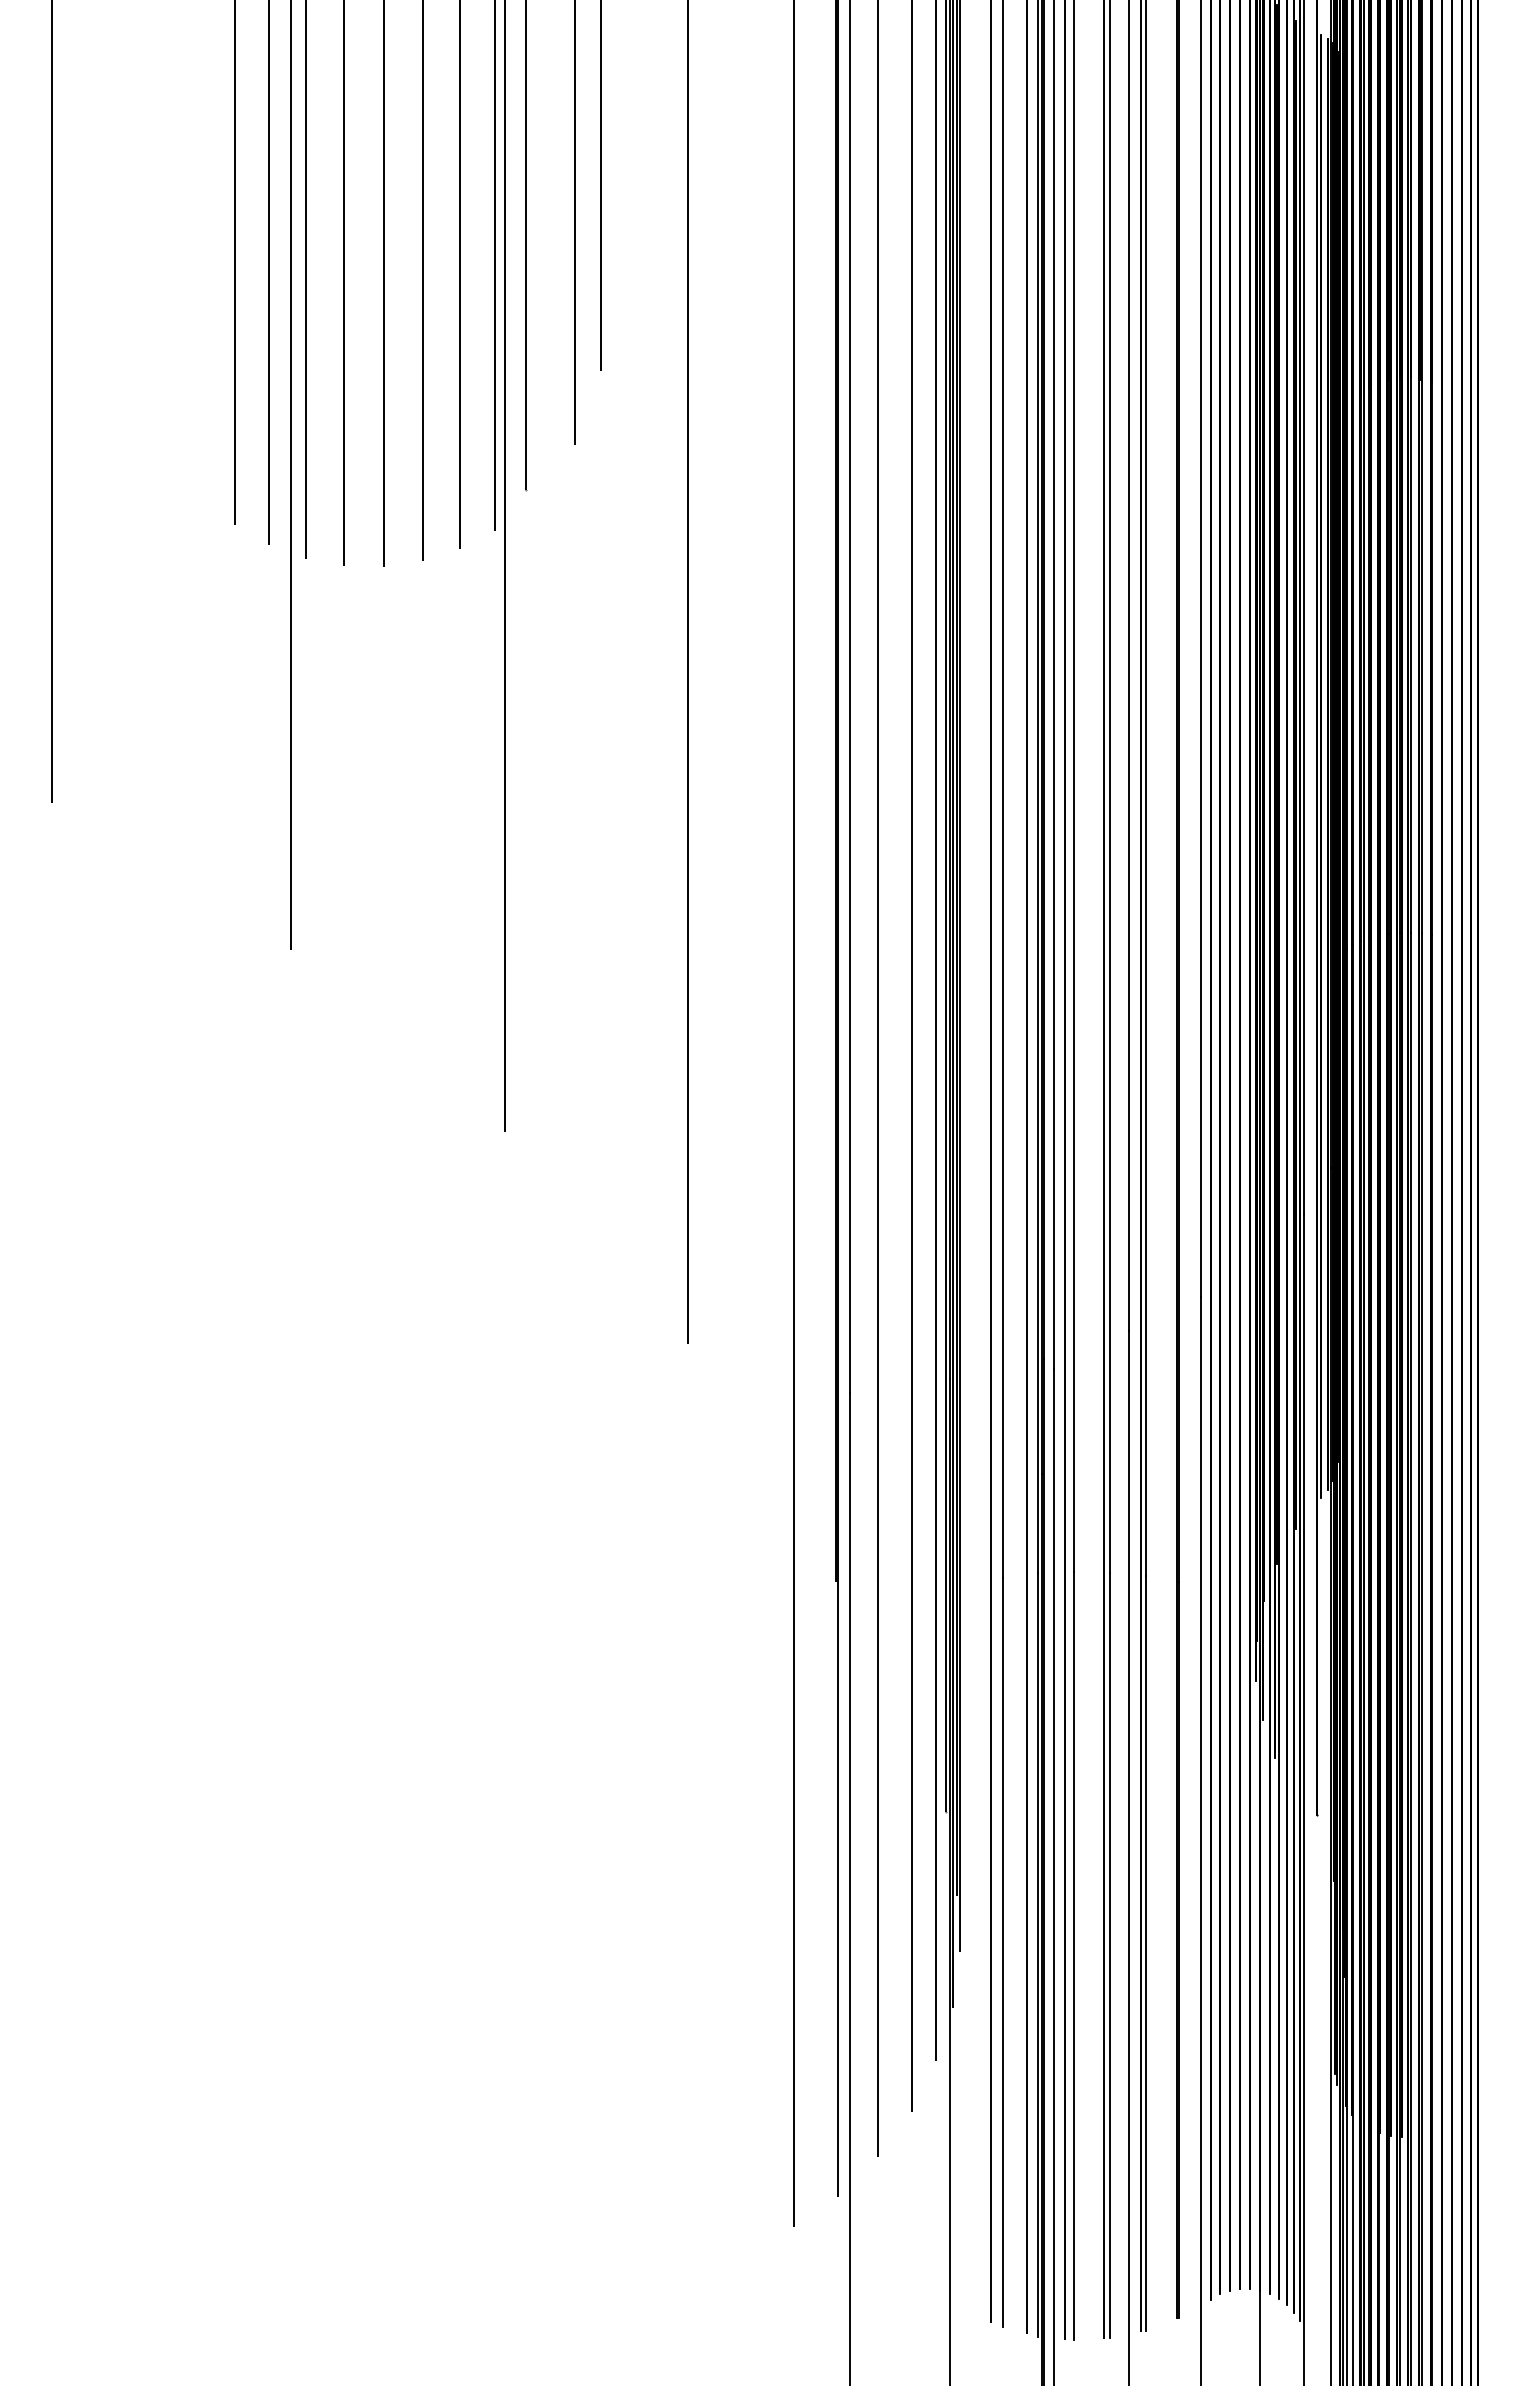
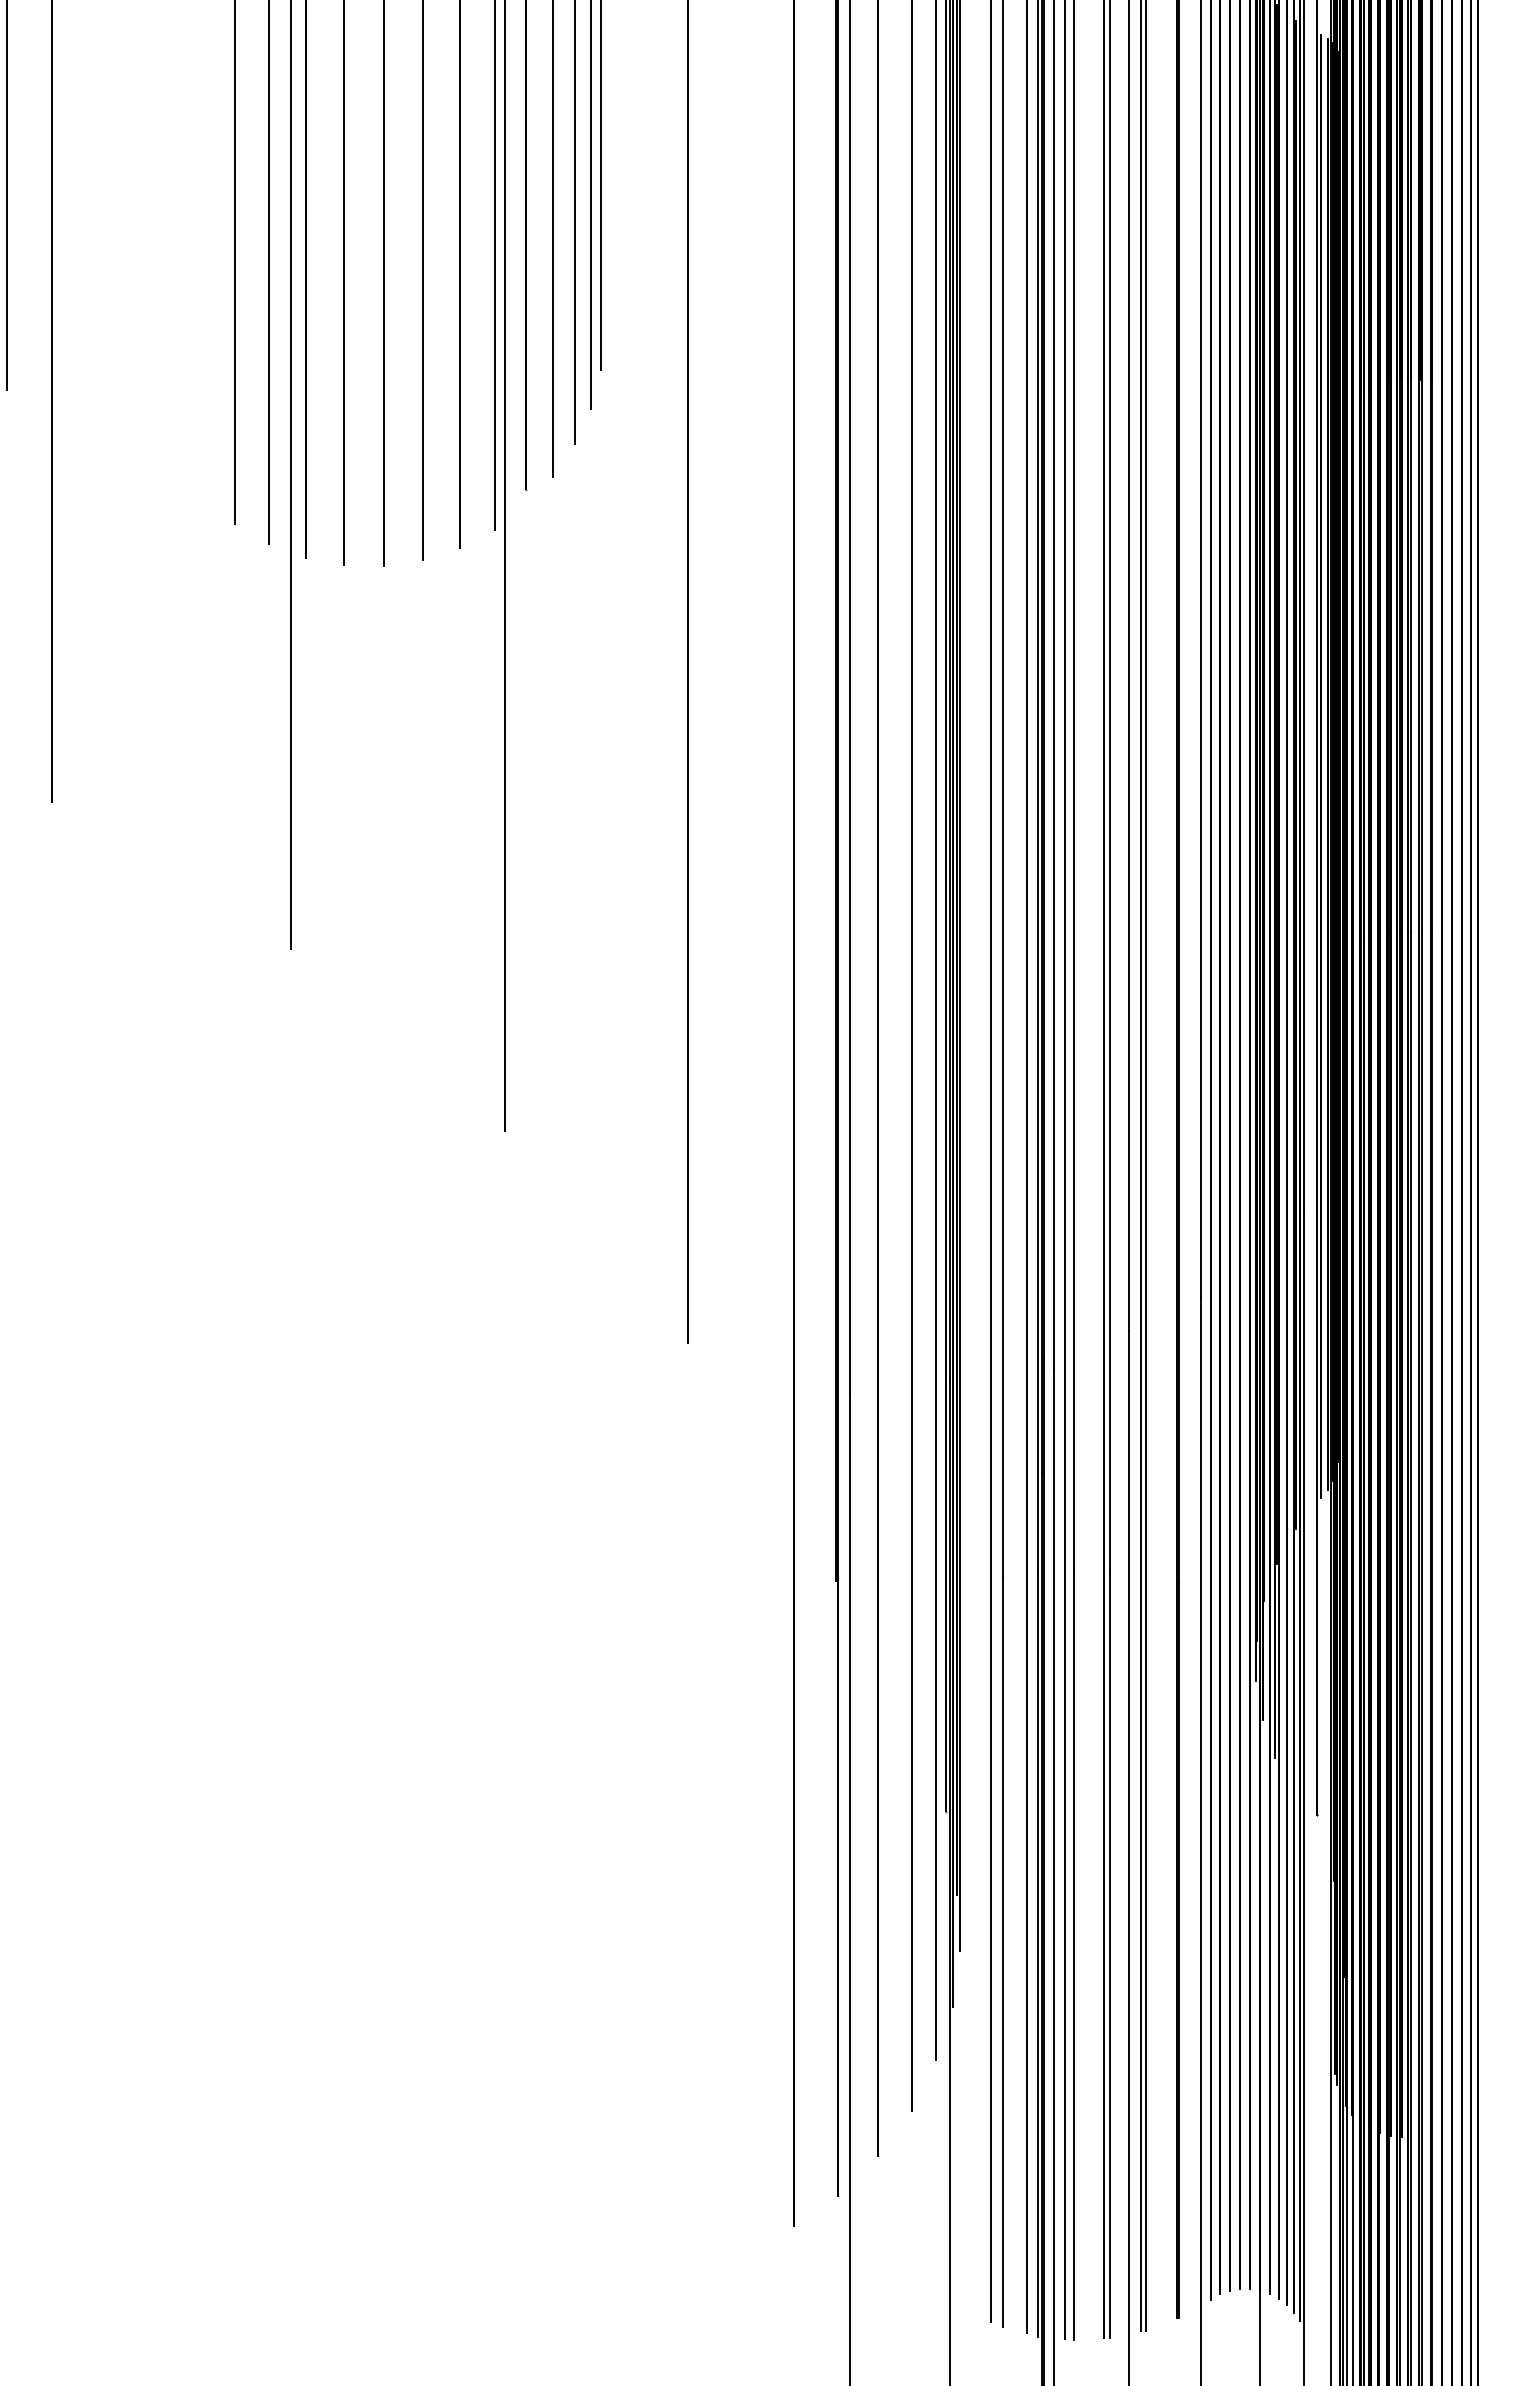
line: none -> present (6, 196)
line: none -> present (590, 205)
line: none -> present (553, 240)
